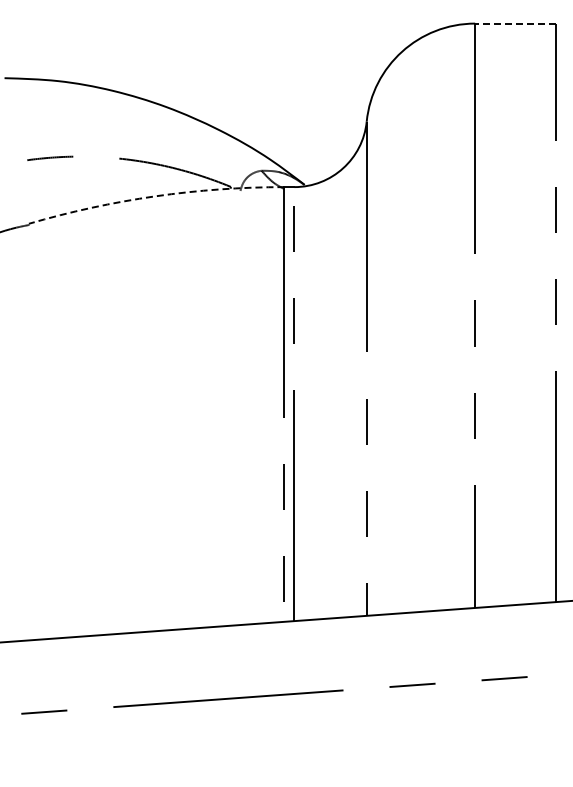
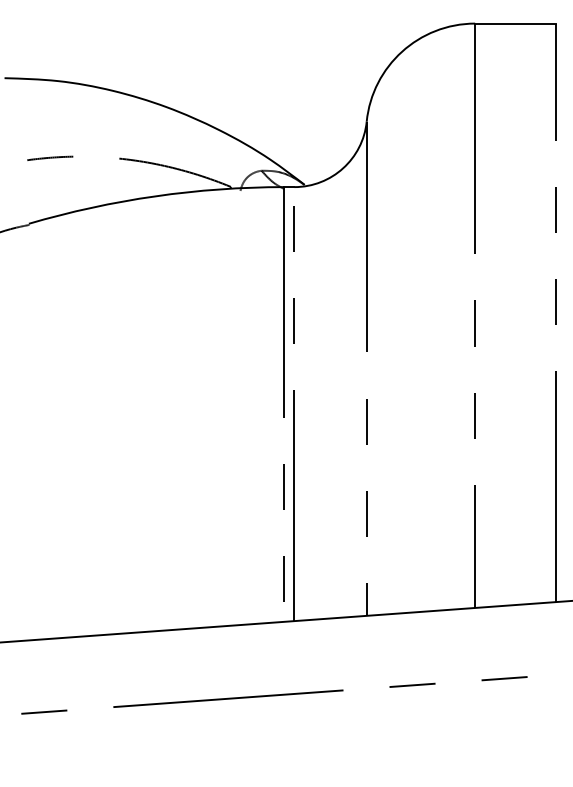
line: dashed -> solid (514, 23)
arc: dashed -> solid (155, 196)
